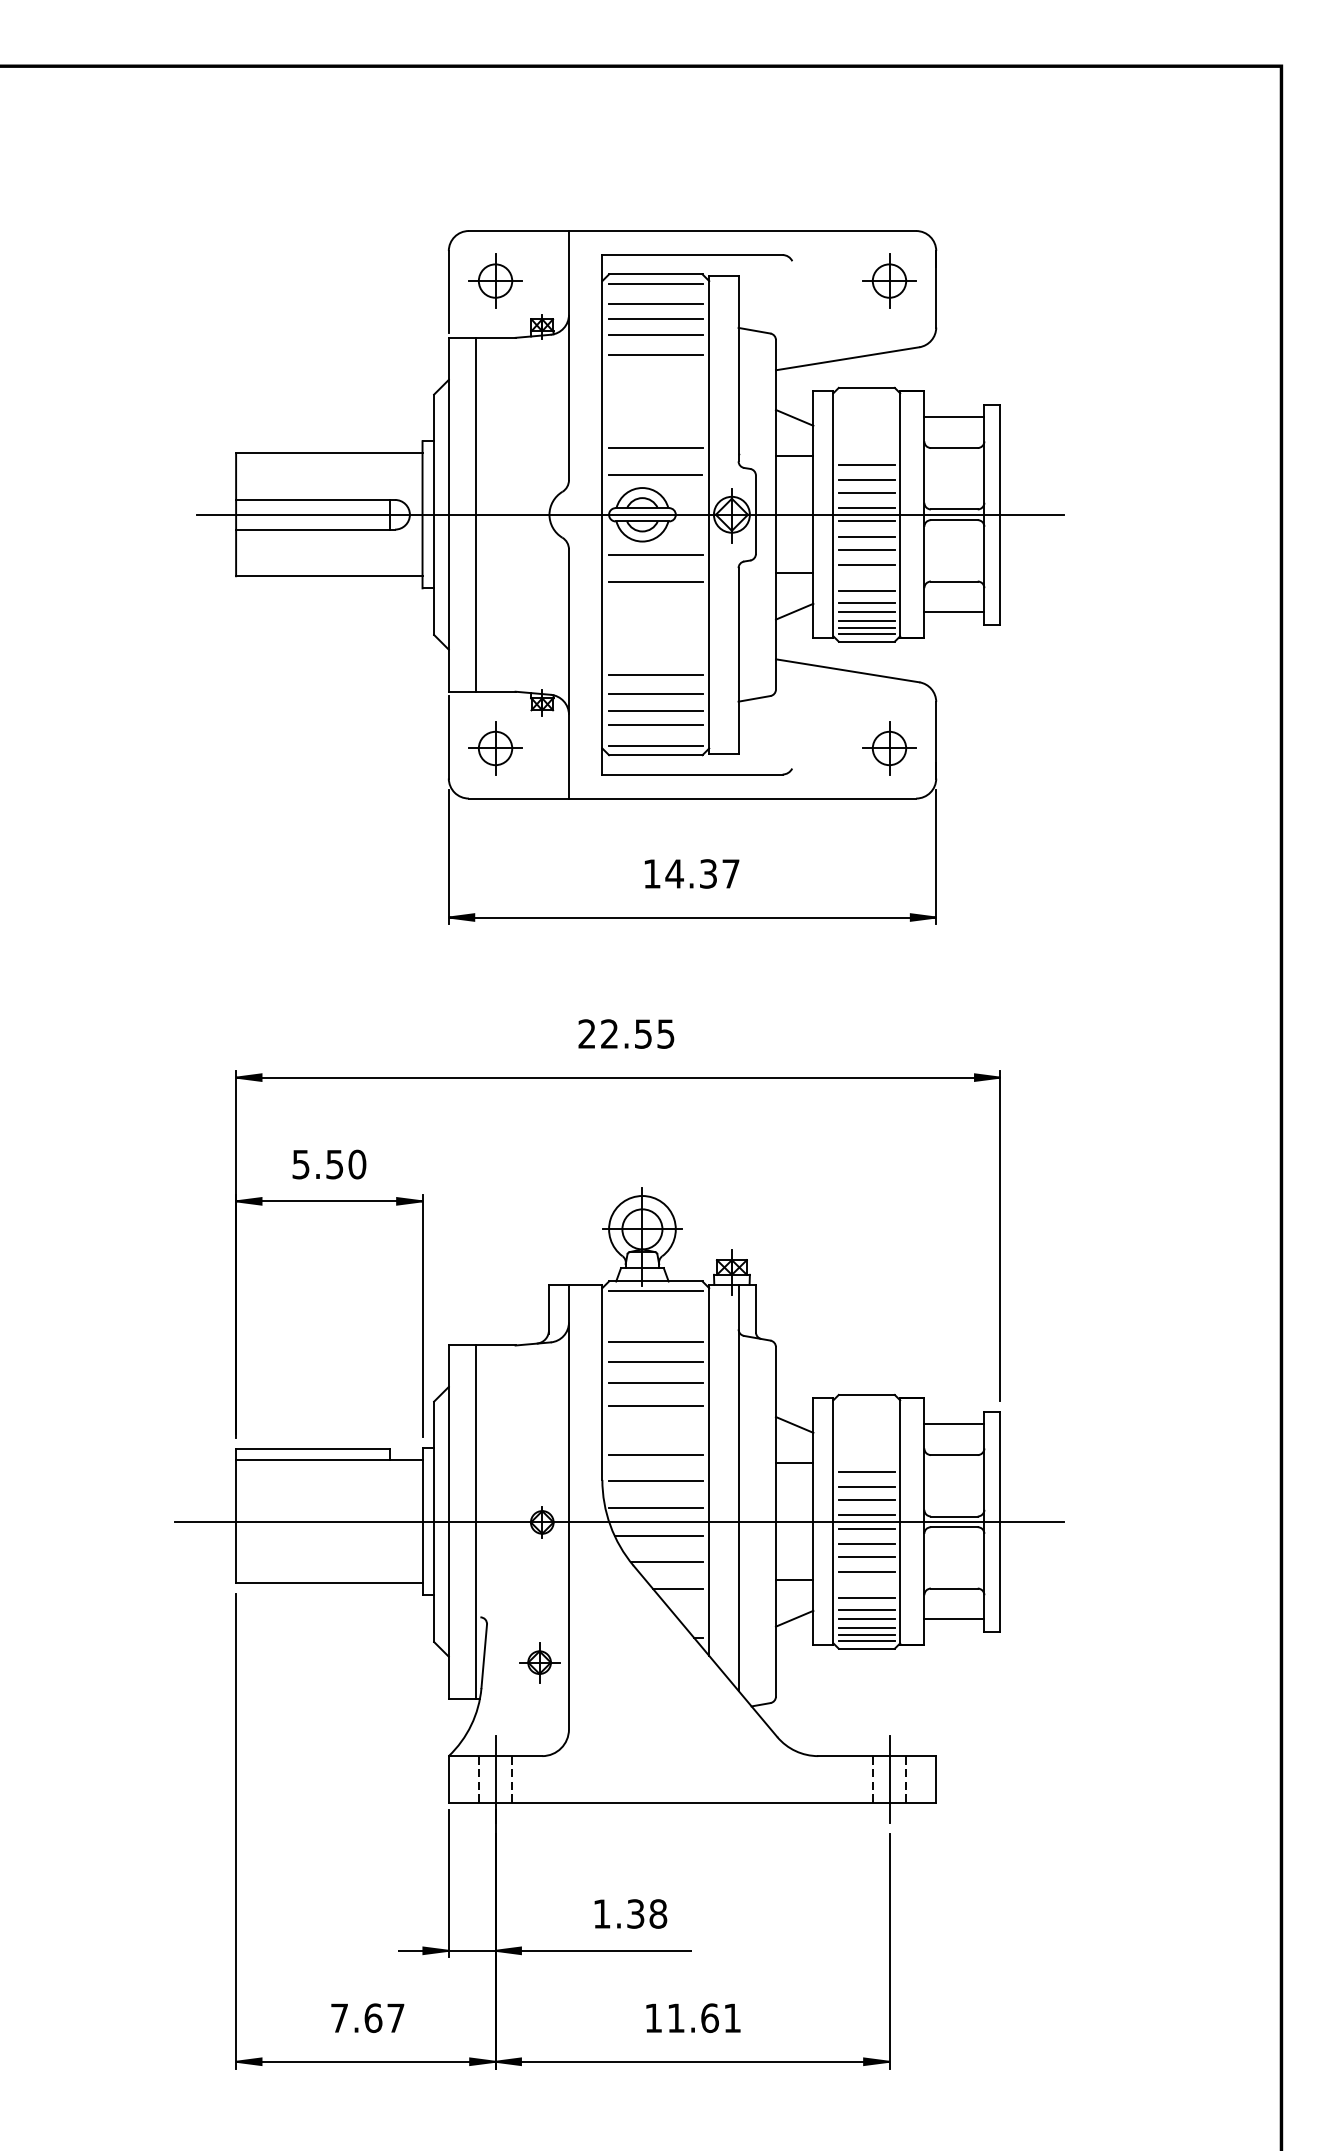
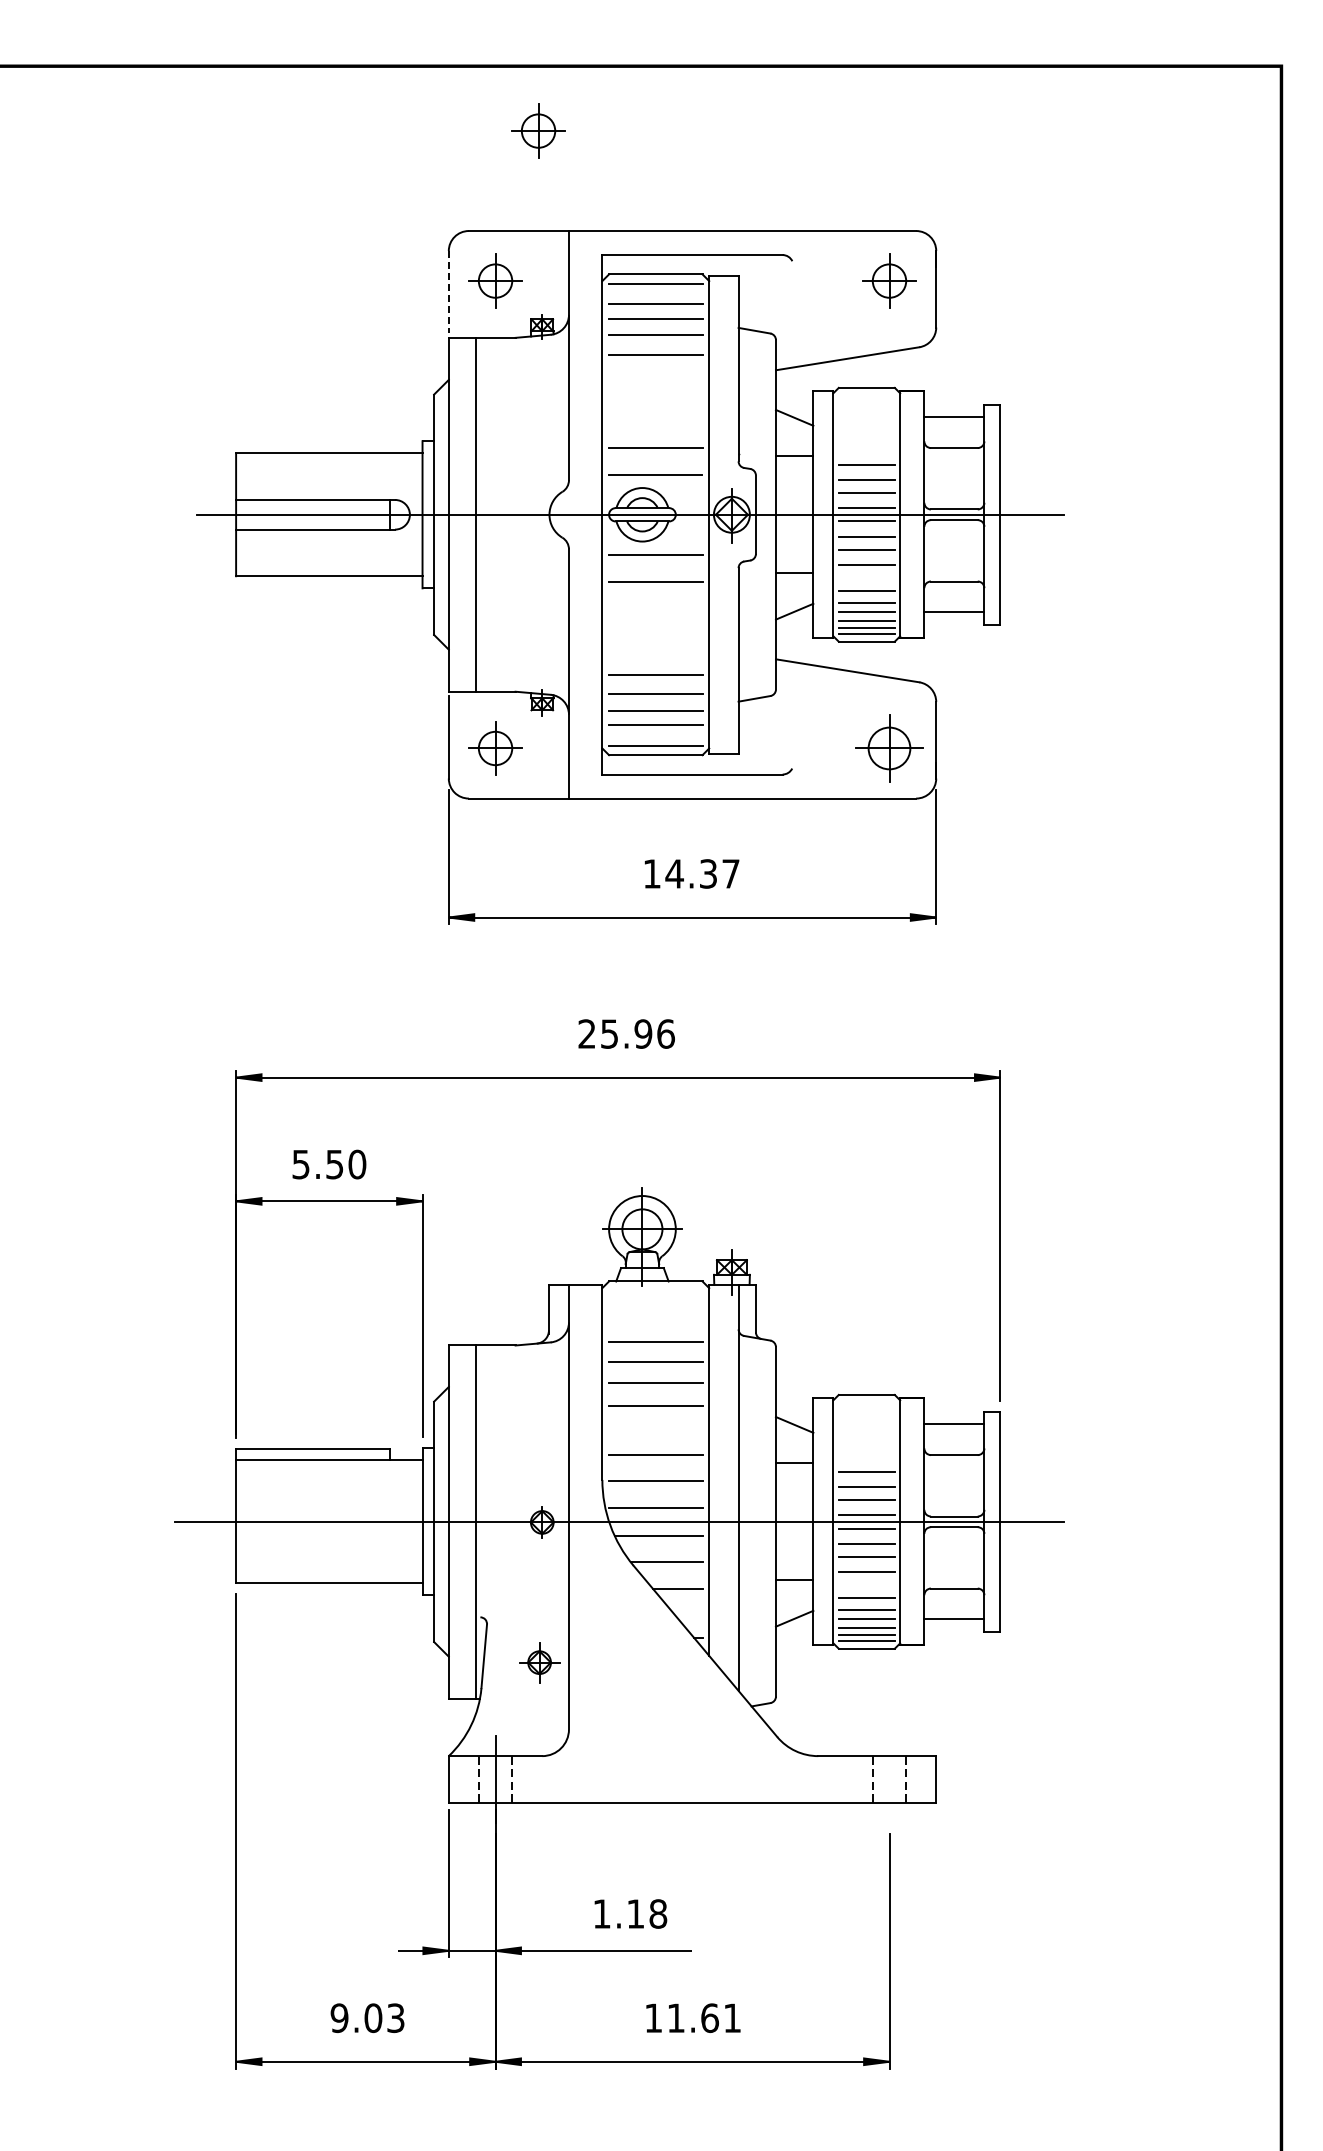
part: none -> present (538, 130)
line: solid -> dashed (448, 292)
part size: 55x55 px -> 69x69 px (889, 748)
text: 22.55 -> 25.96 (637, 1033)
line: present -> none (655, 1290)
line: present -> none (889, 1779)
text: 1.38 -> 1.18 (635, 1913)
text: 7.67 -> 9.03 (367, 2018)
